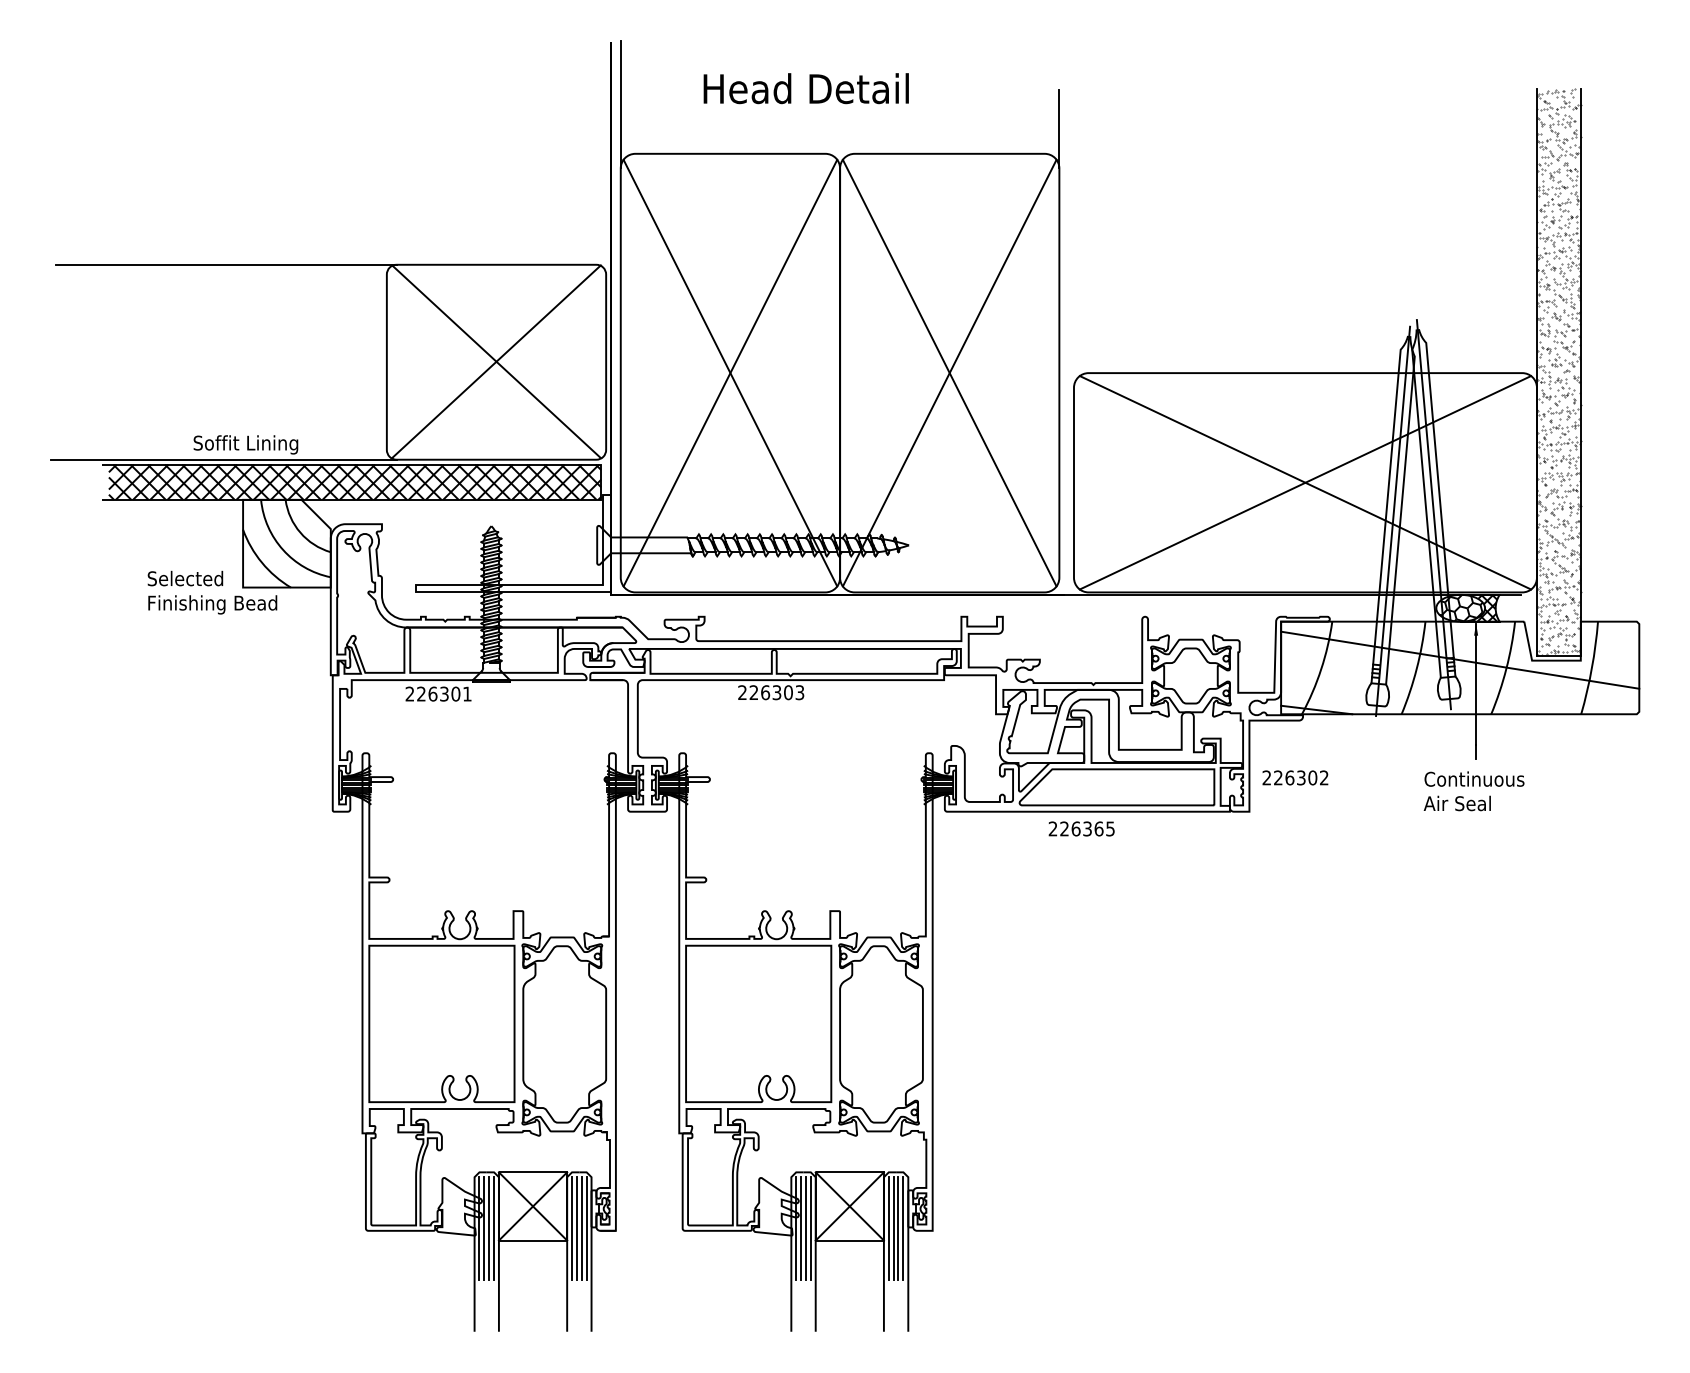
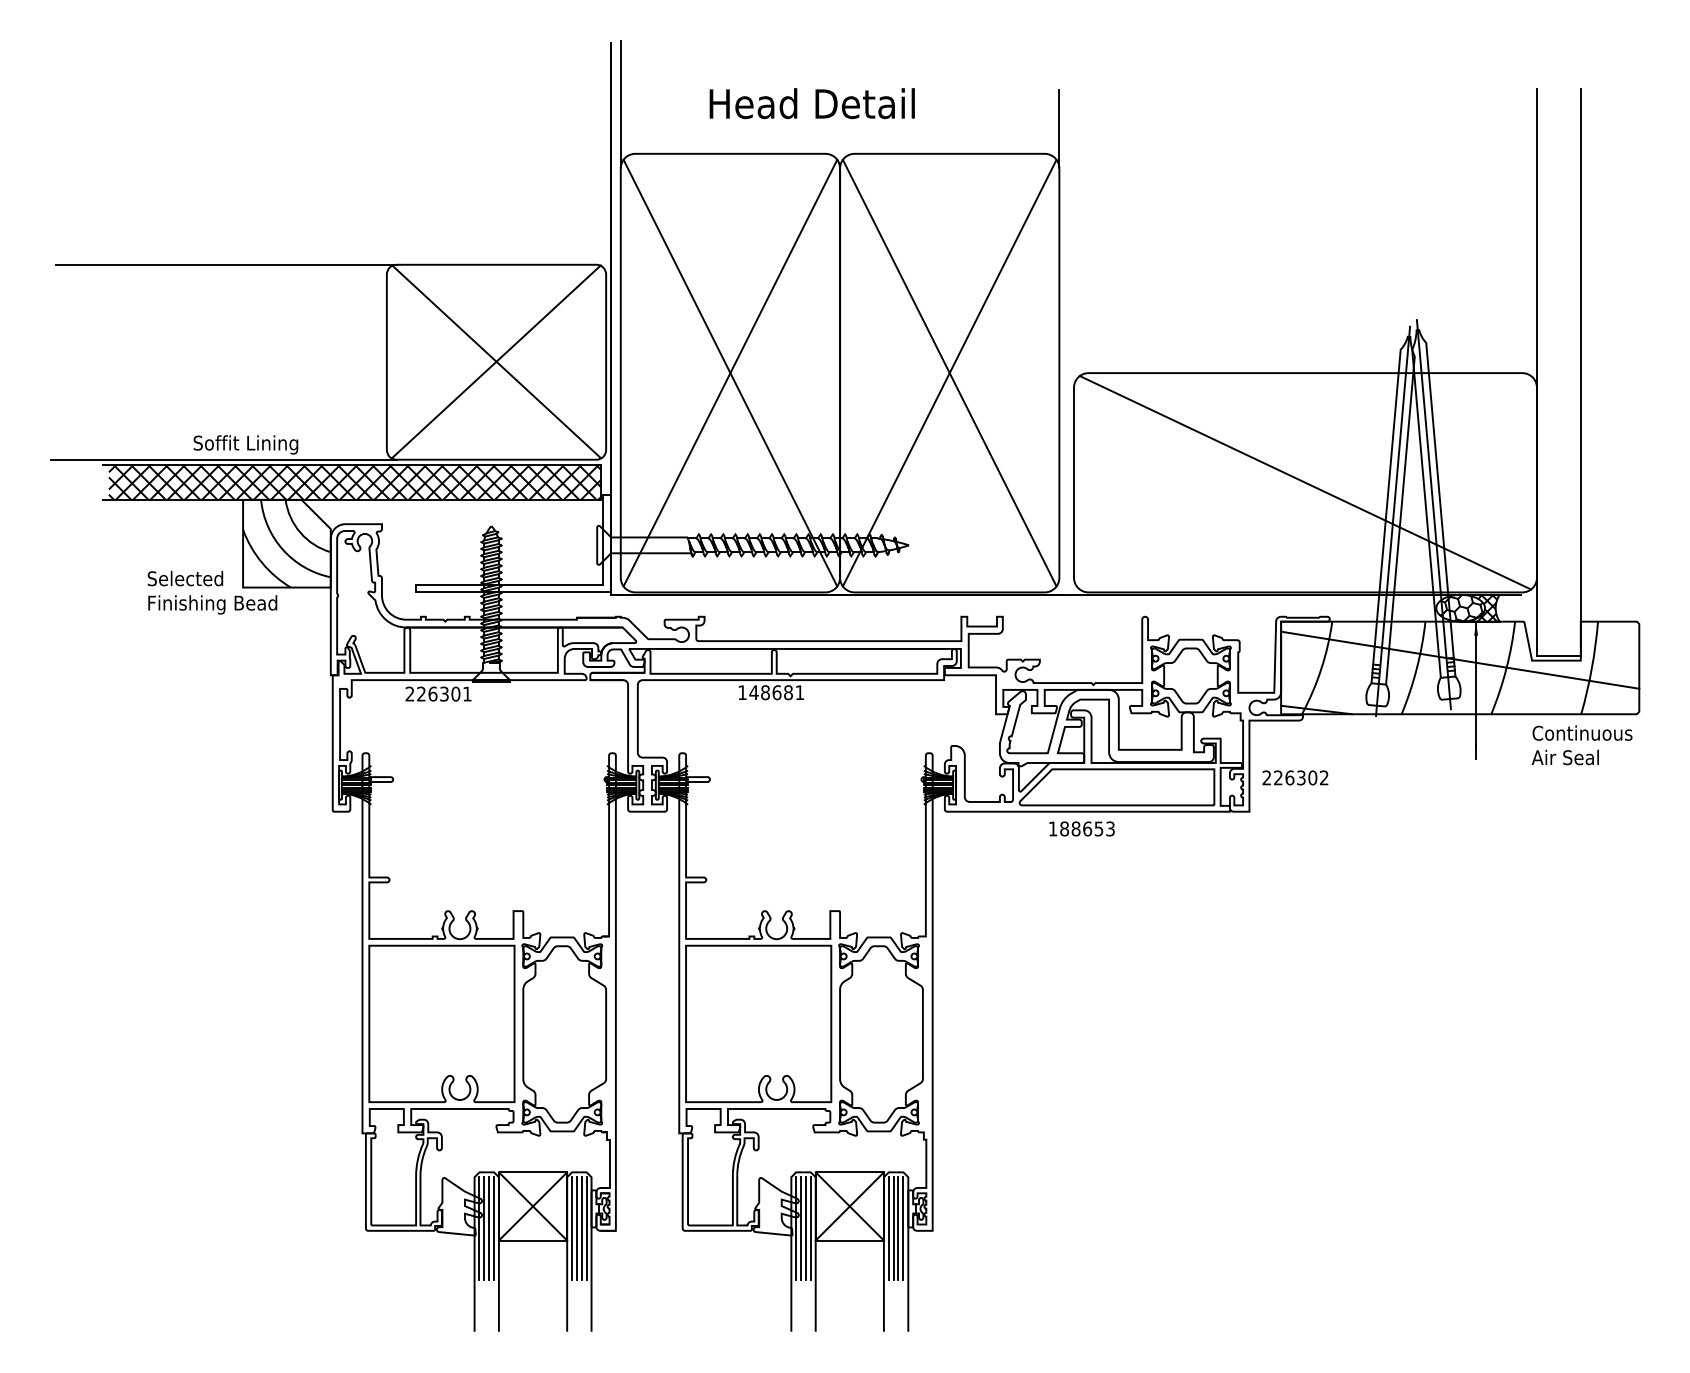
text position: (805, 88) -> (811, 103) (811, 103)
hatch: present -> none (1558, 372)
line: present -> none (1305, 482)
text: 226303 -> 148681 (771, 692)
text position: (1473, 791) -> (1581, 745) (1581, 745)
text: 226365 -> 188653 (1081, 828)
